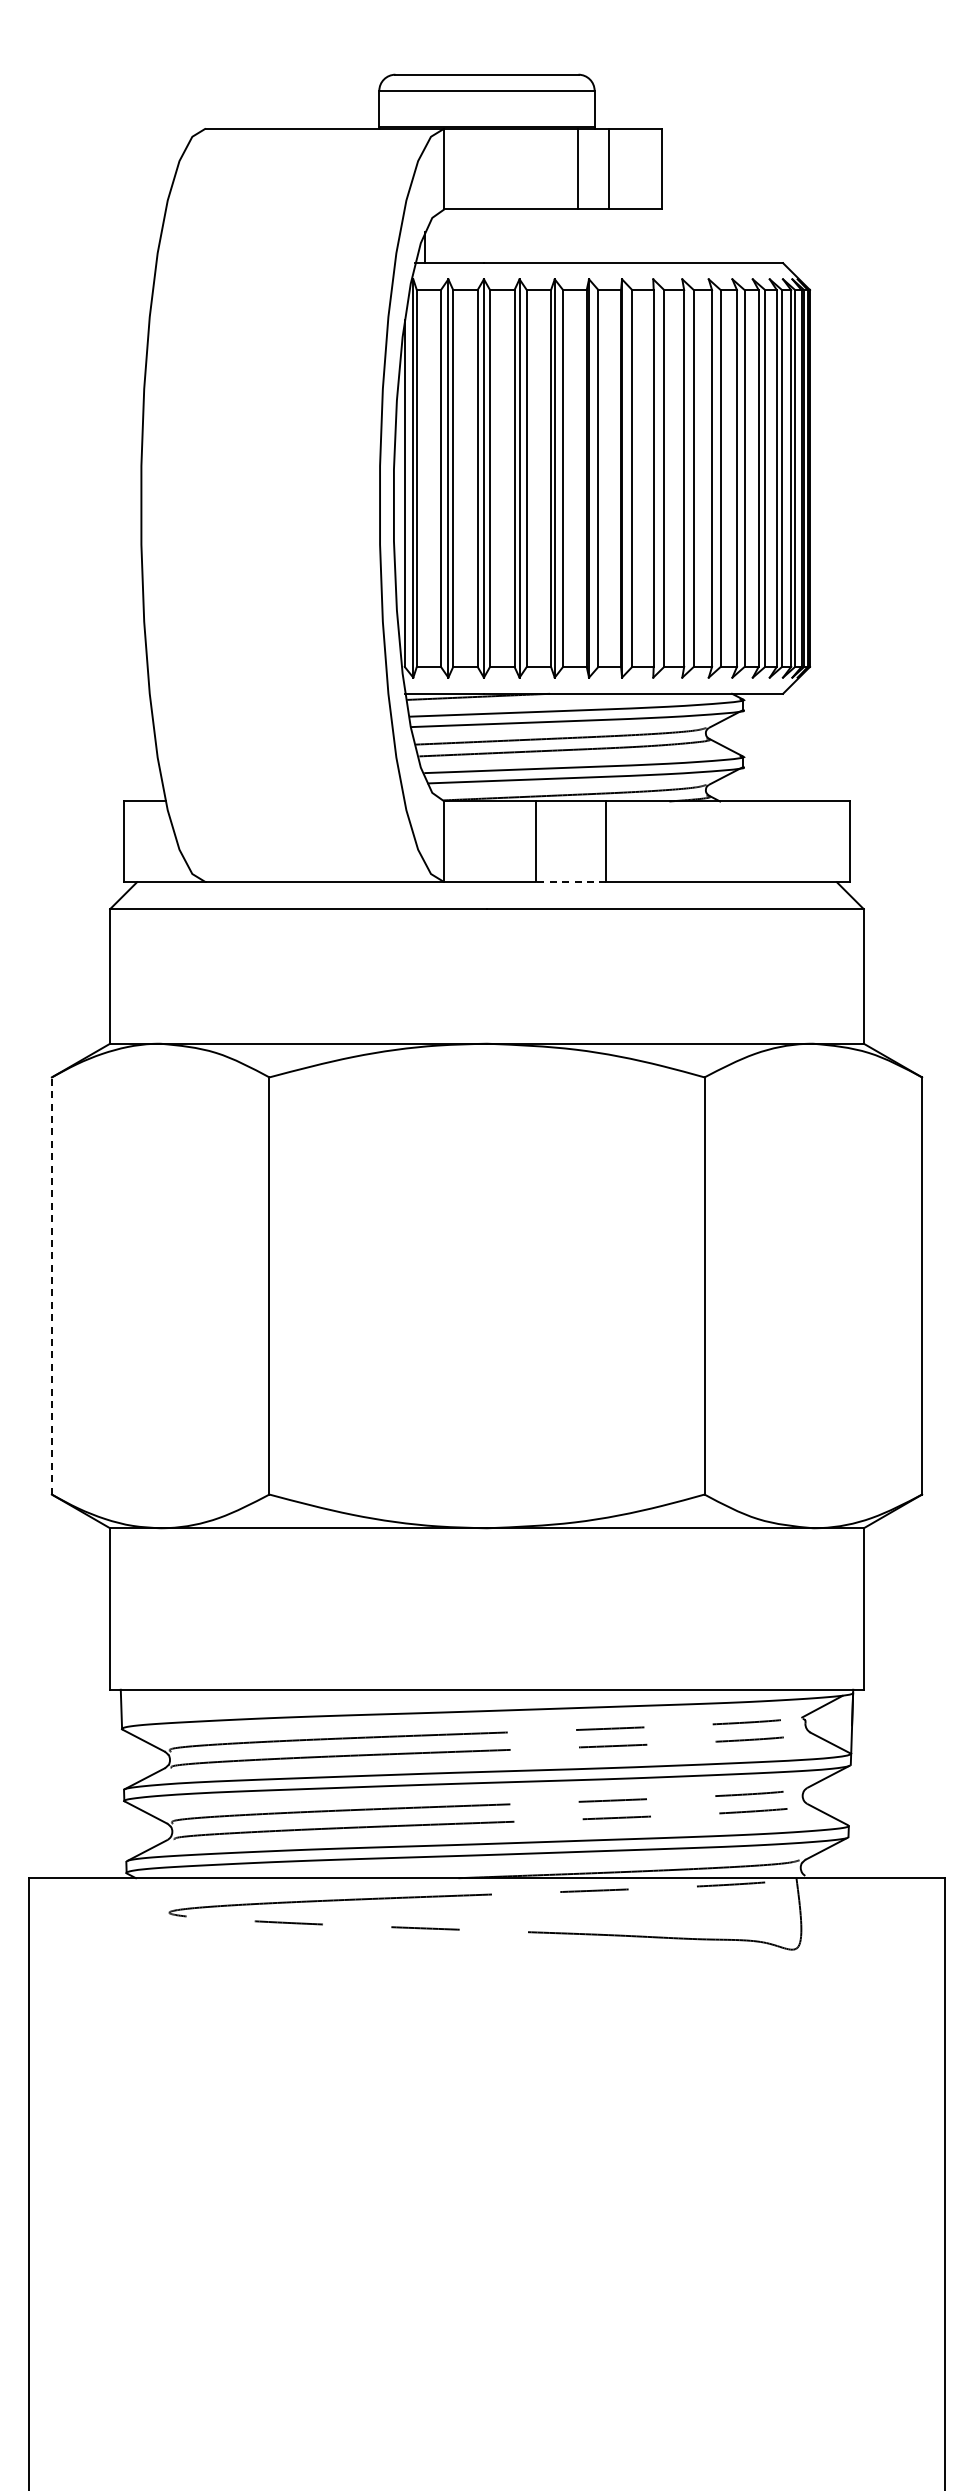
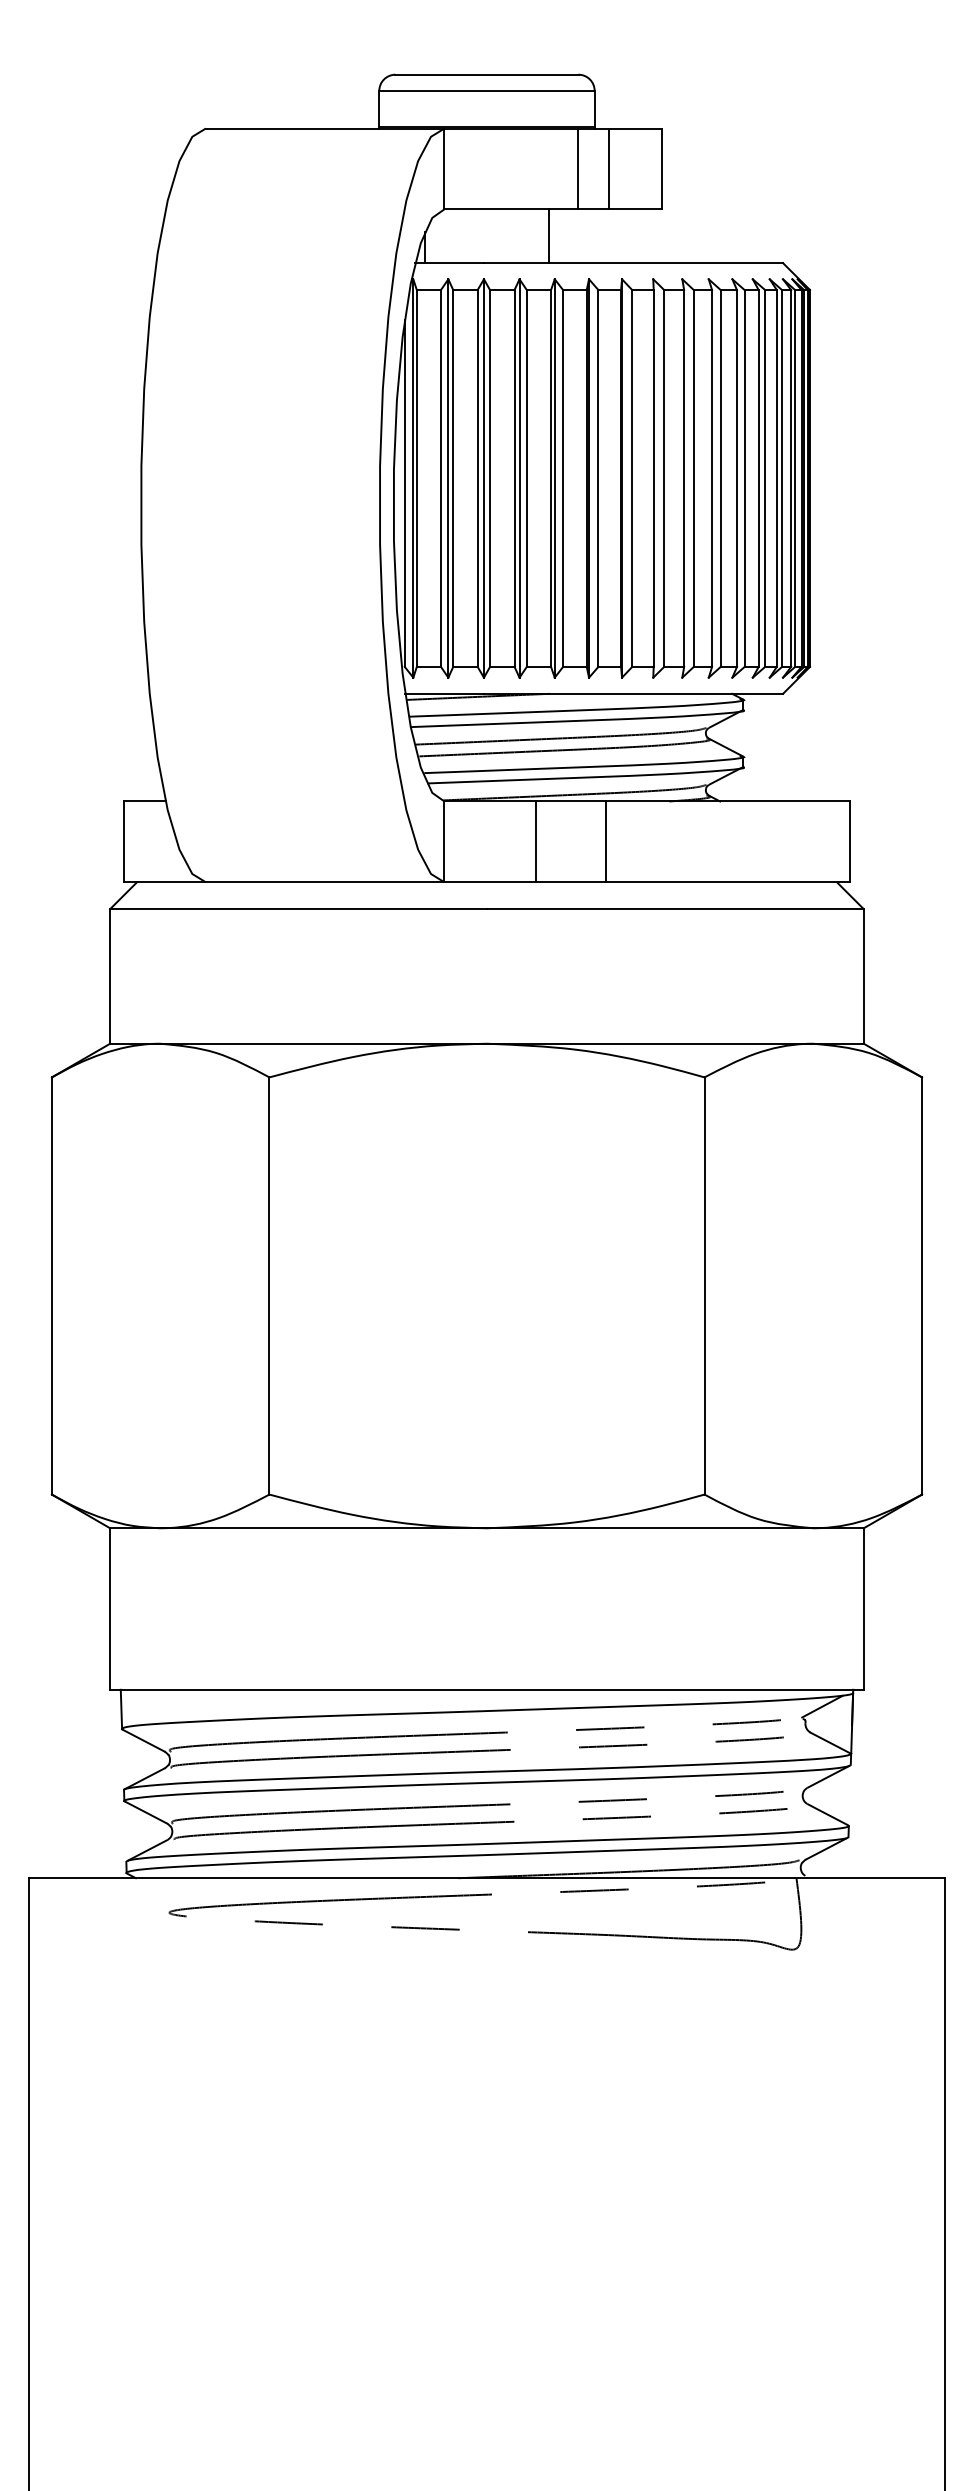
line: none -> present (548, 236)
line: dashed -> solid (570, 882)
line: dashed -> solid (51, 1285)
